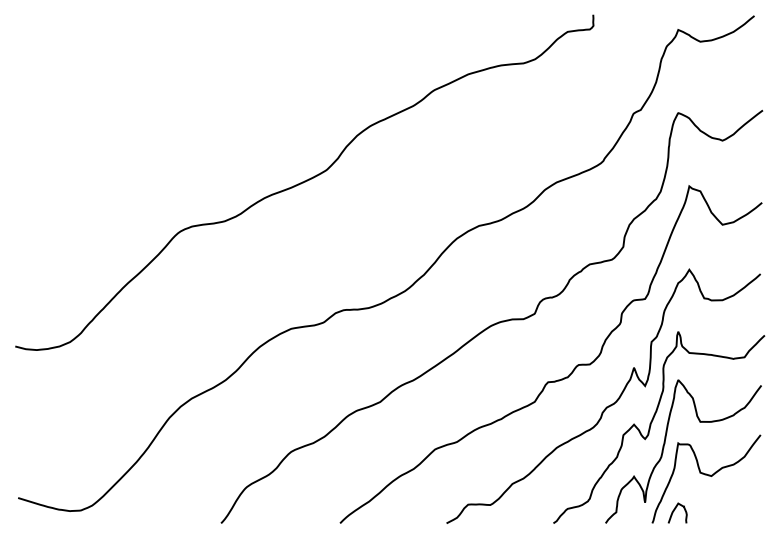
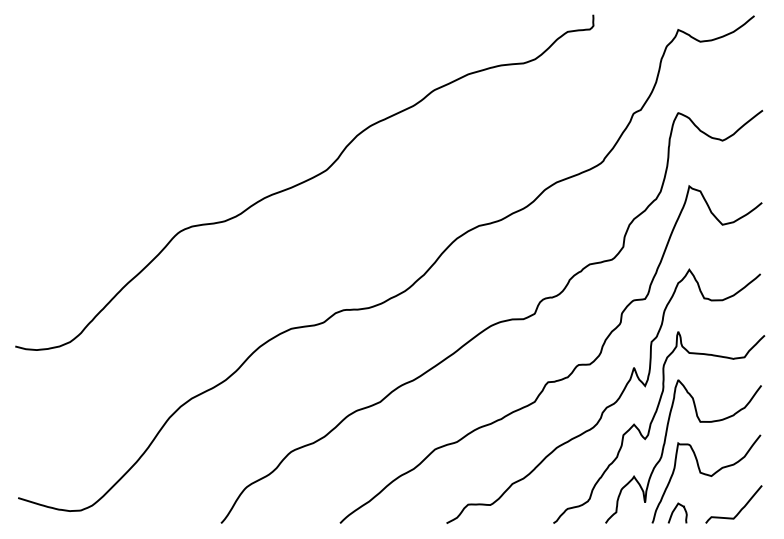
curve: none -> present (739, 510)
